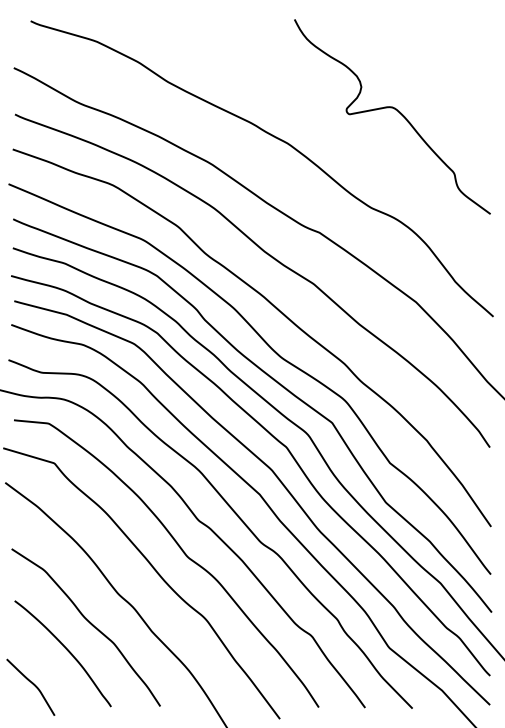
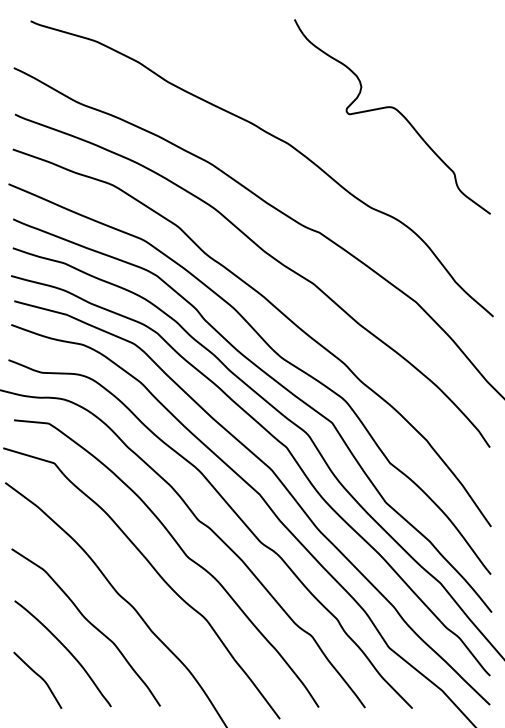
curve position: (32, 684) -> (39, 677) (39, 677)
